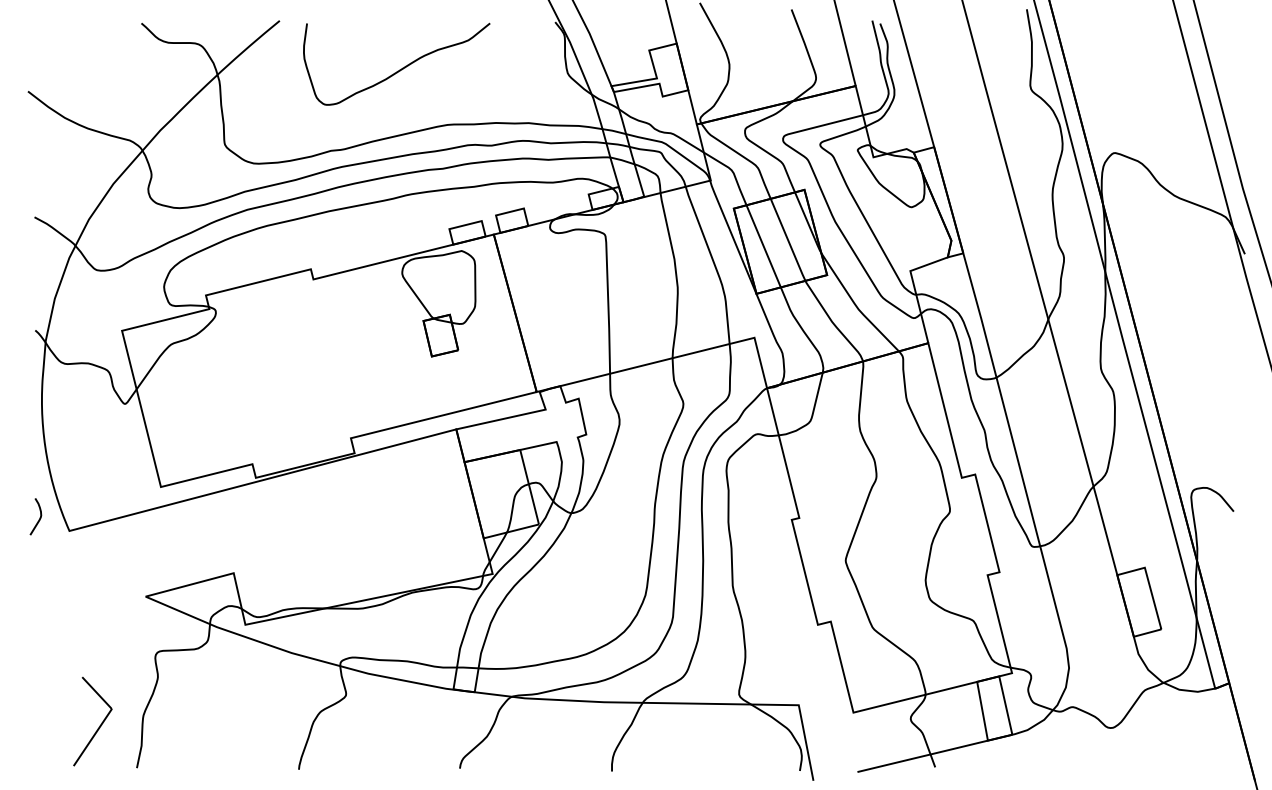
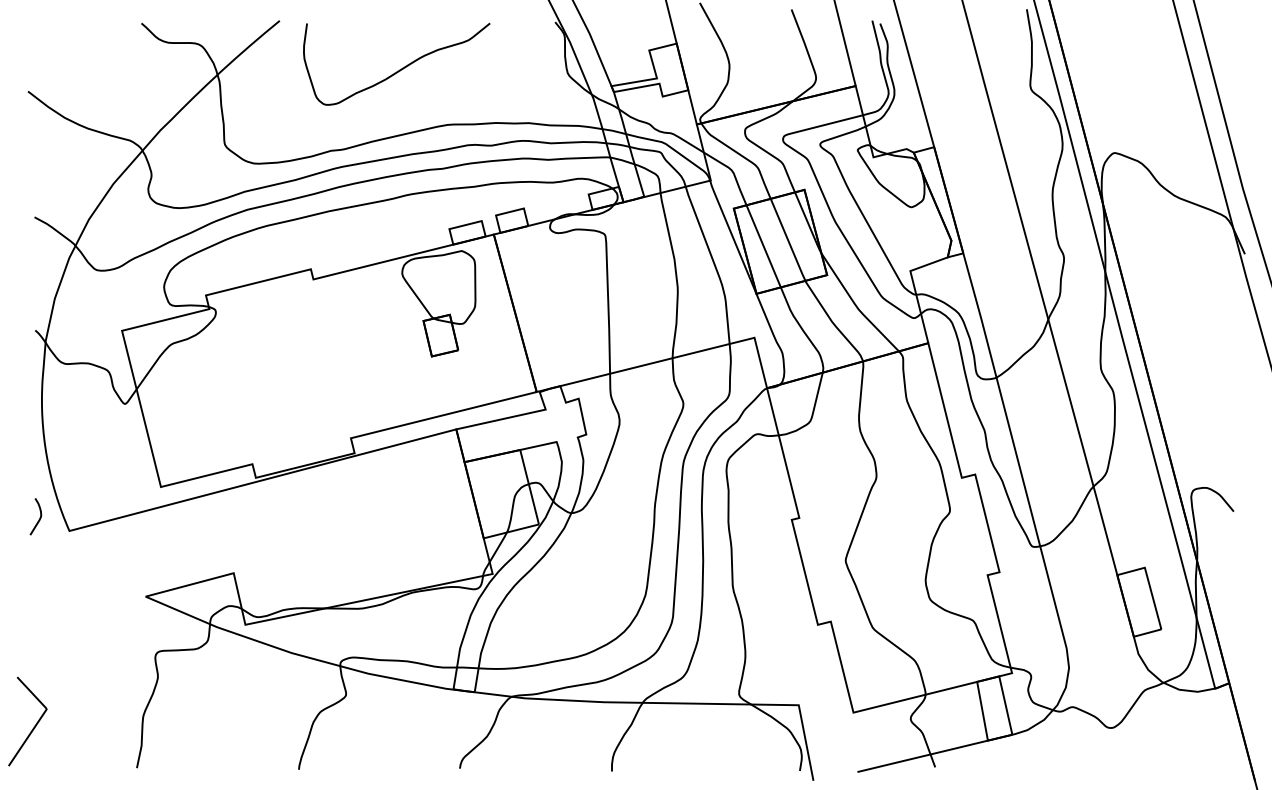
line position: (99, 725) -> (34, 725) (34, 725)
